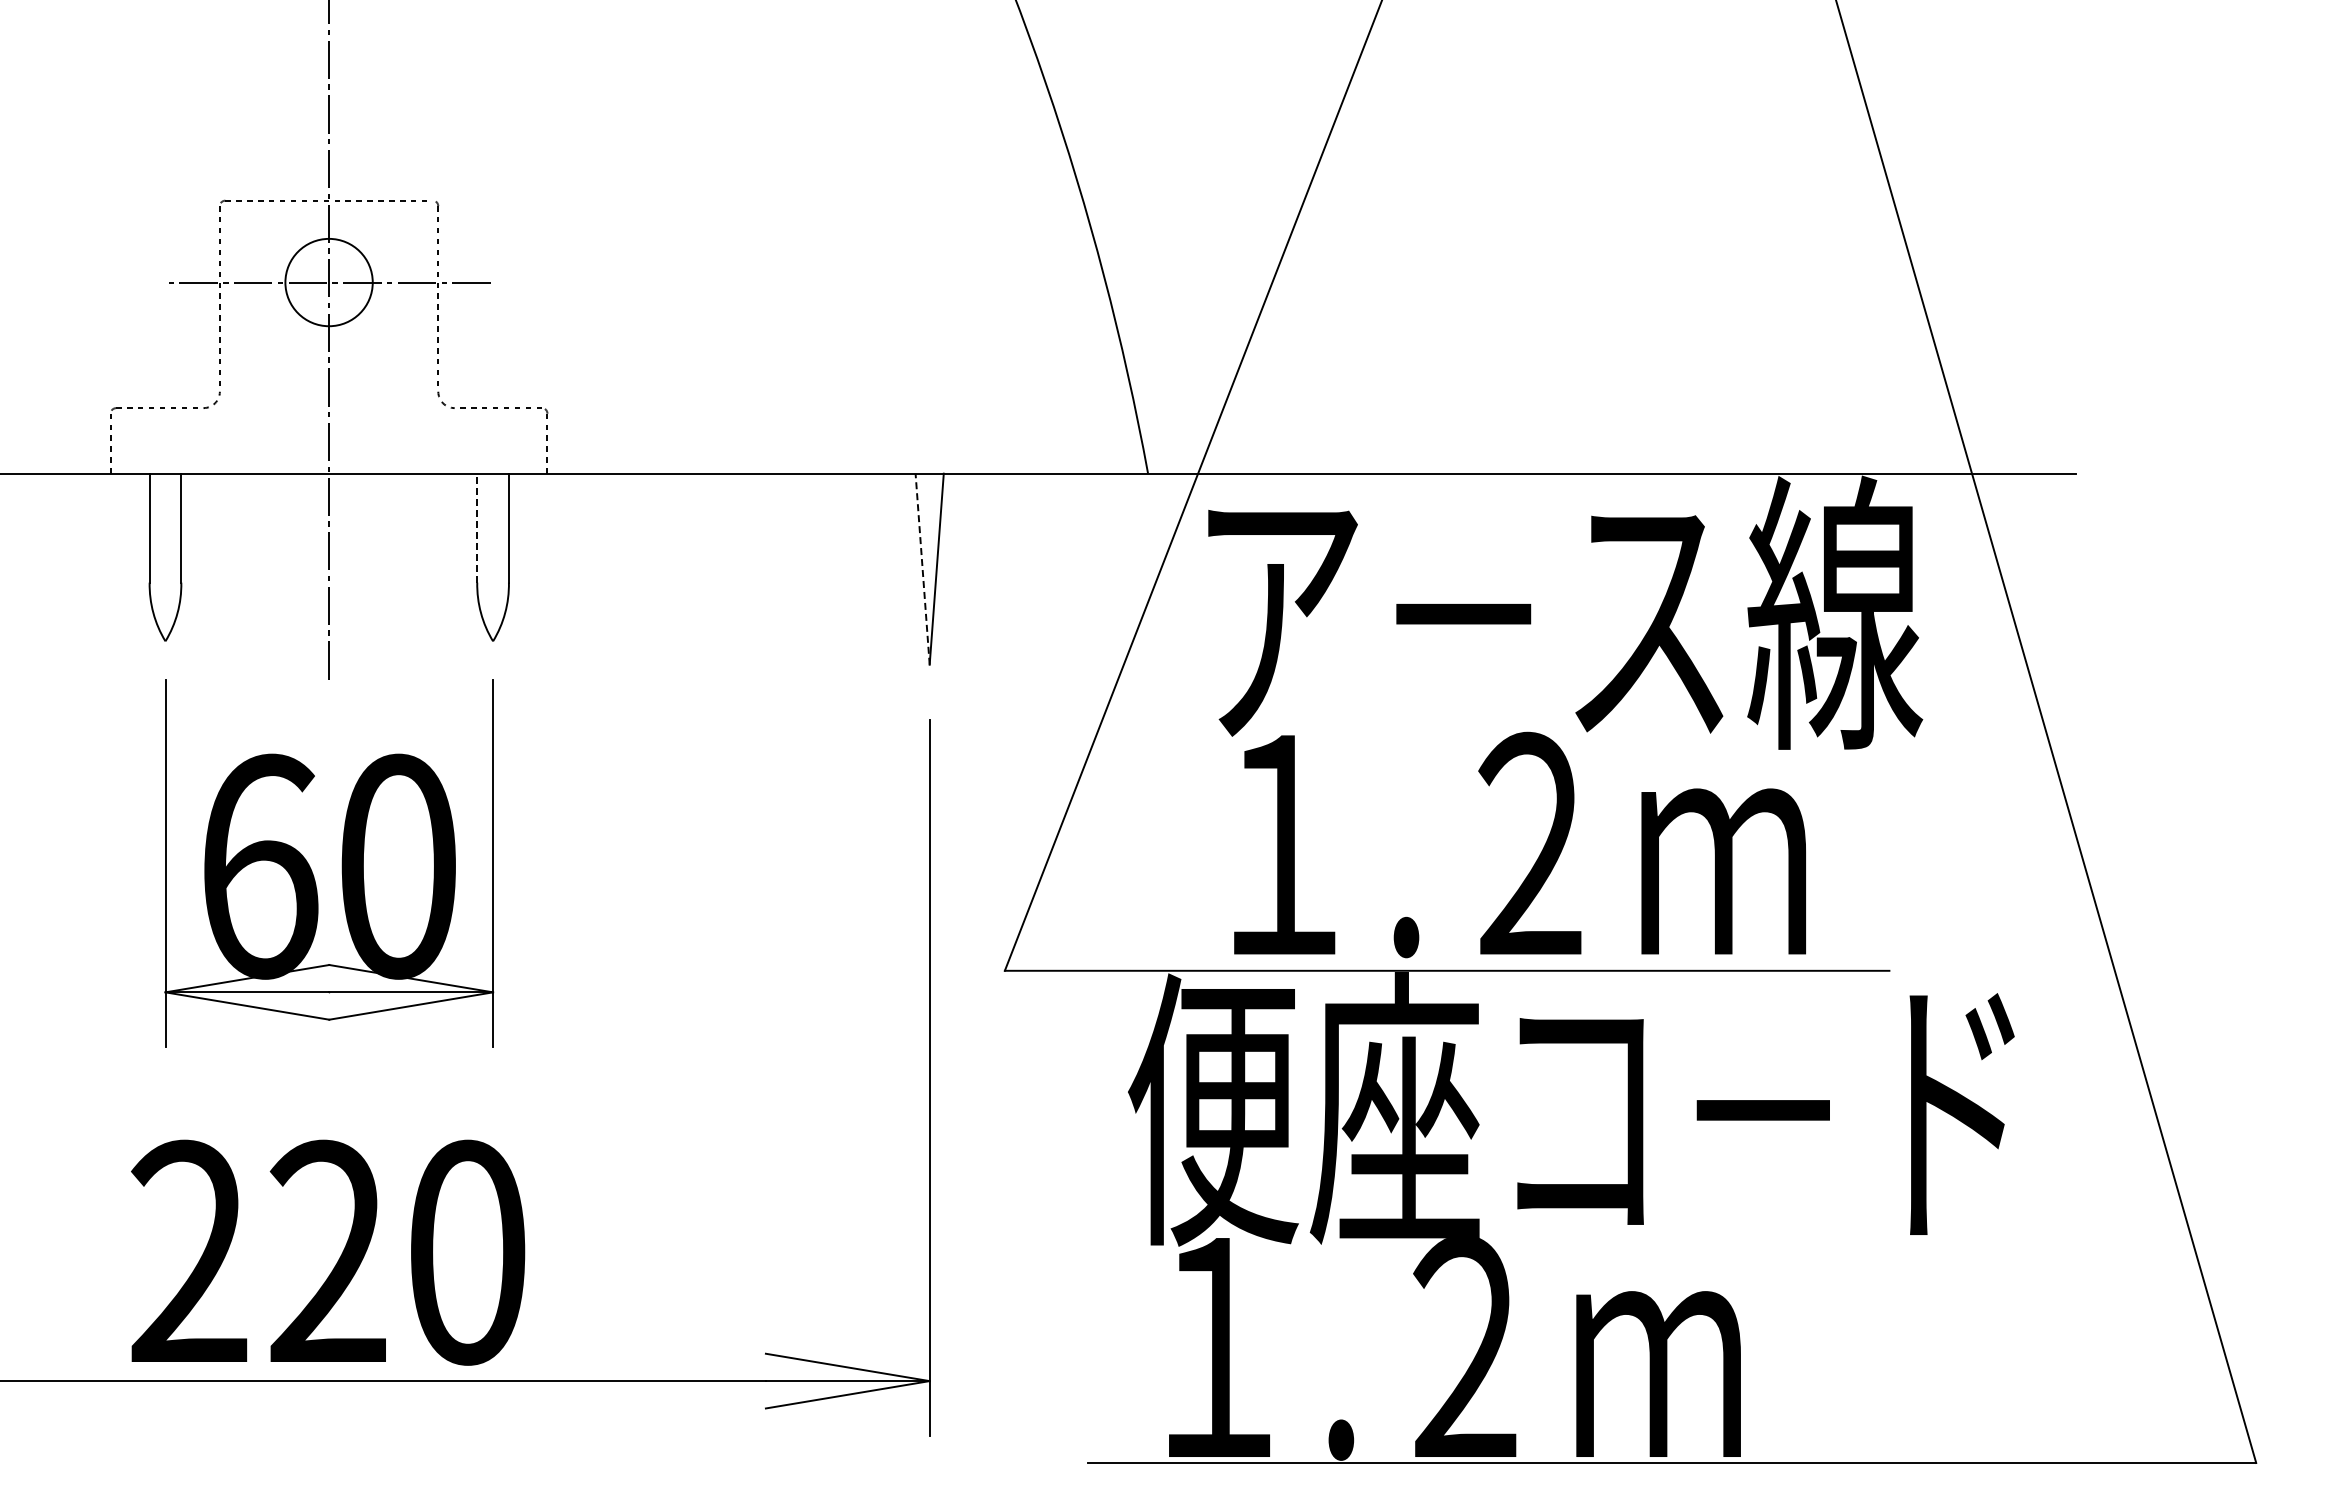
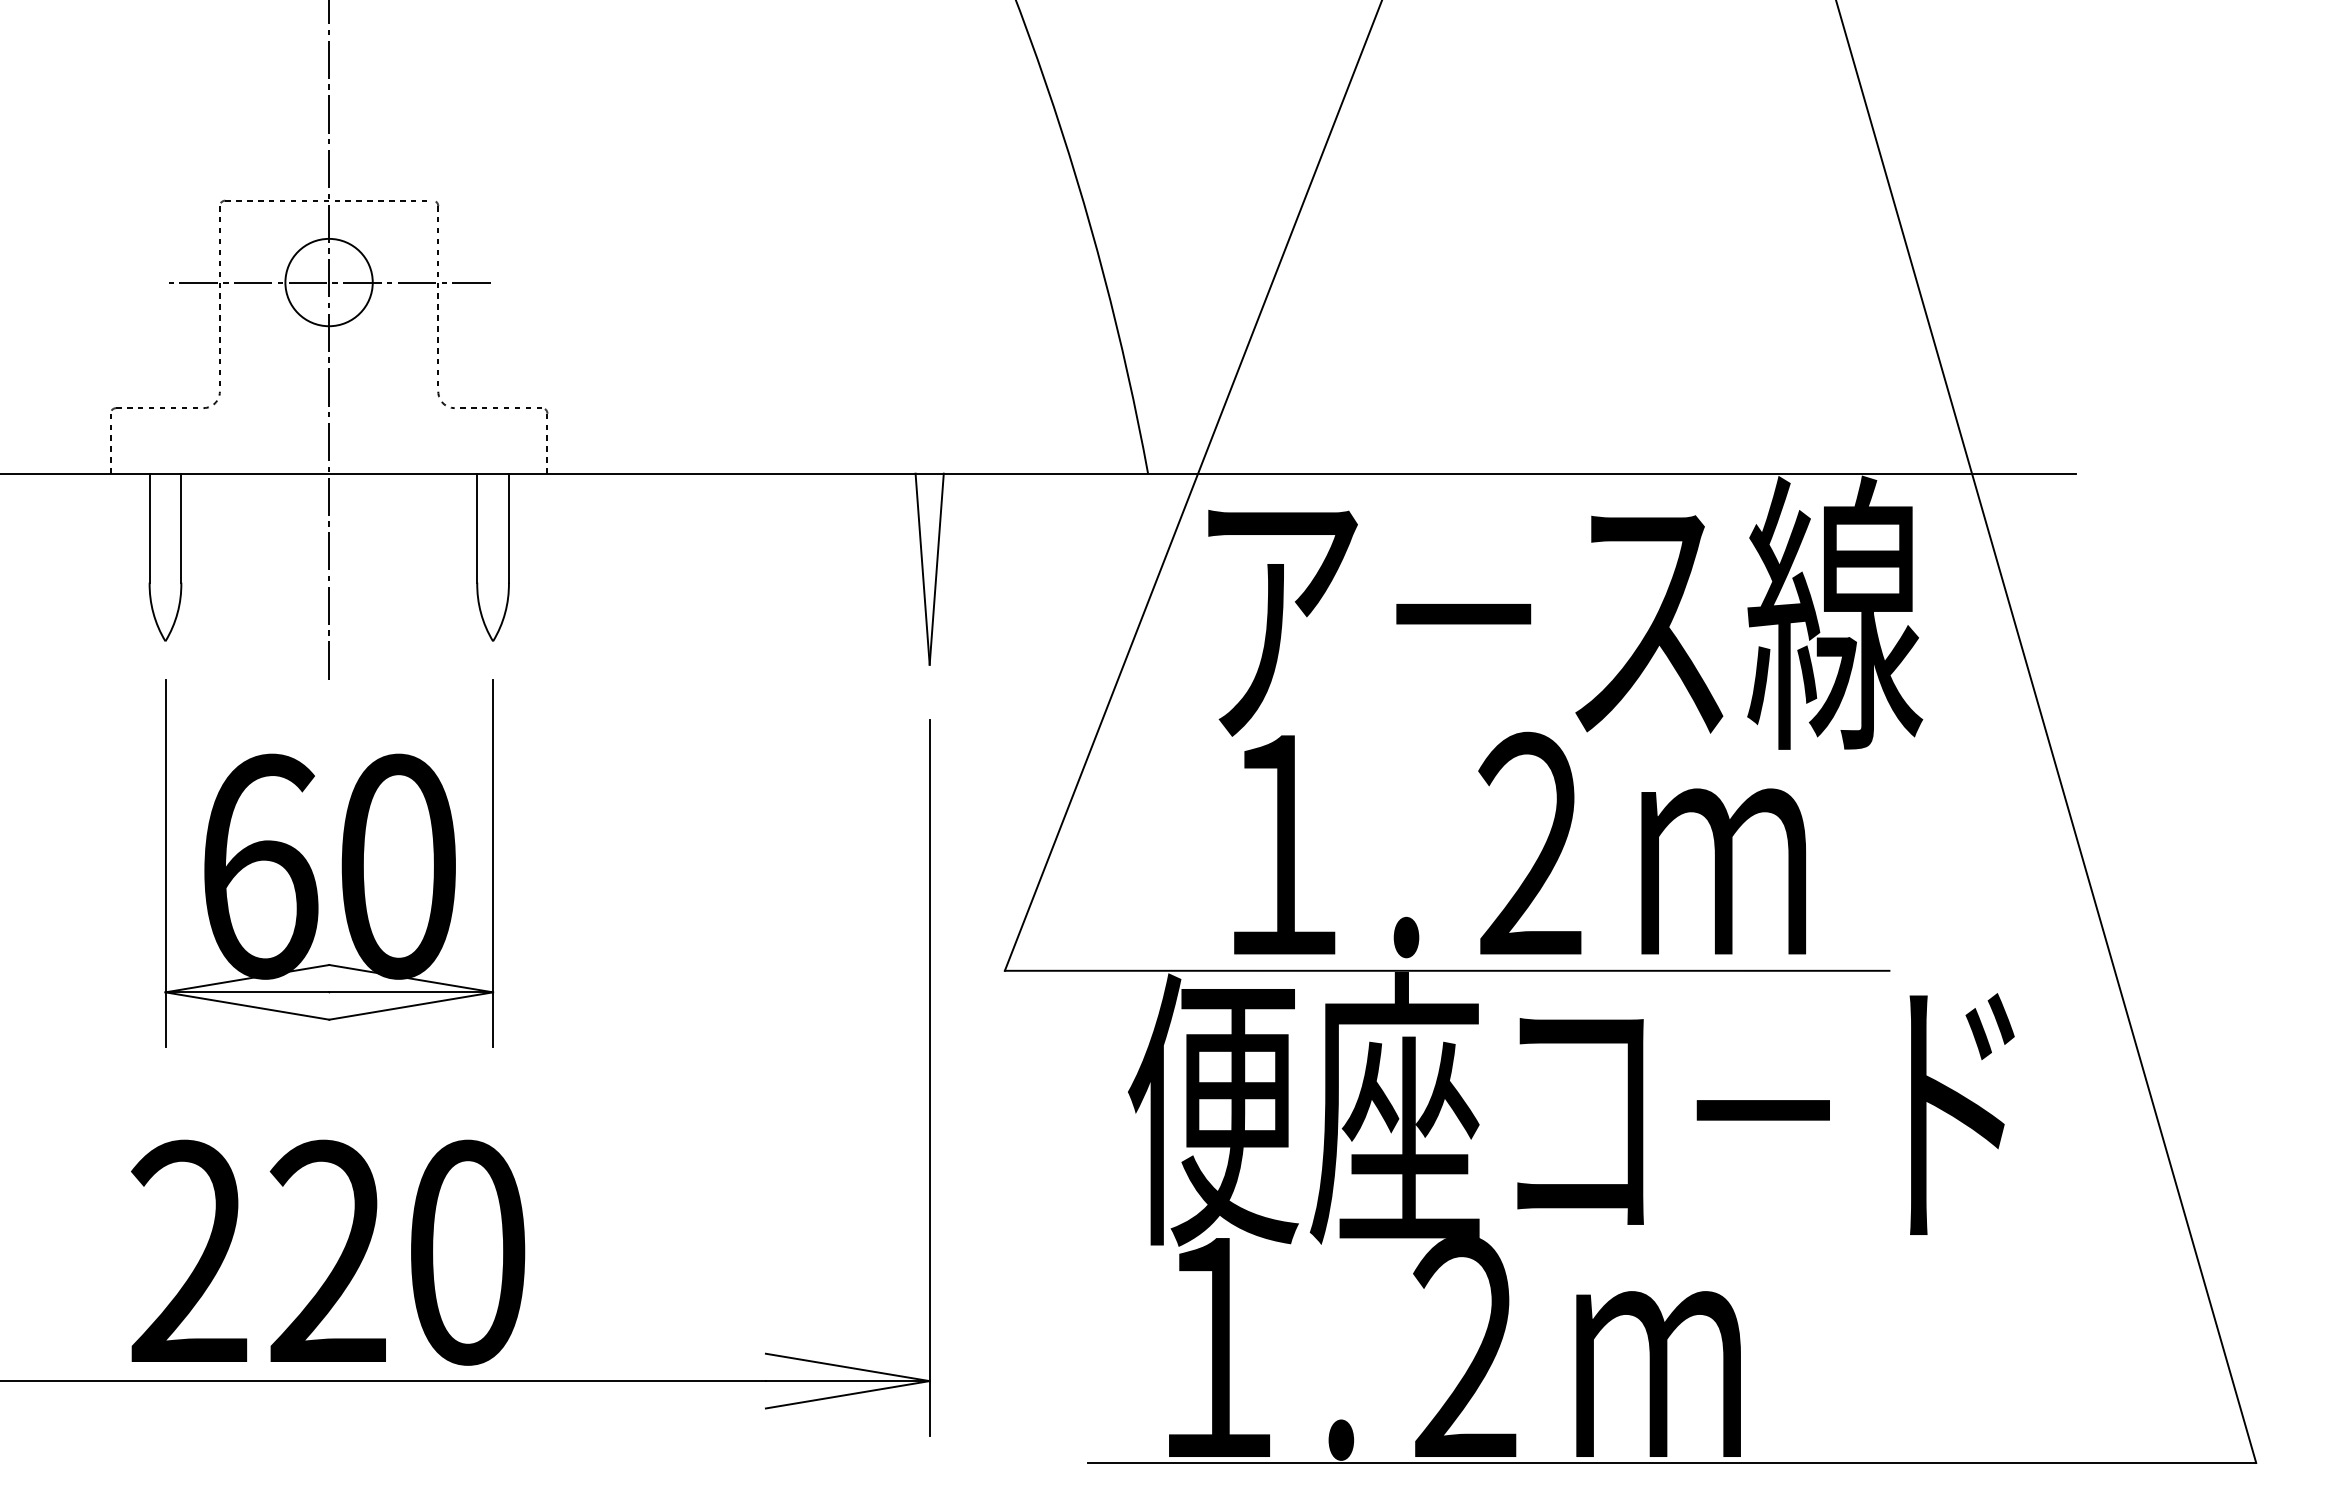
line: dashed -> solid (477, 527)
line: dashed -> solid (922, 569)
